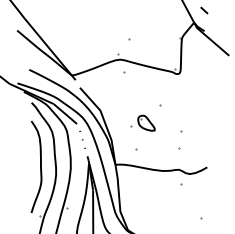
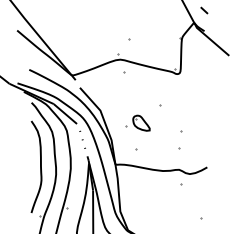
part position: (142, 122) -> (137, 122) (137, 122)
